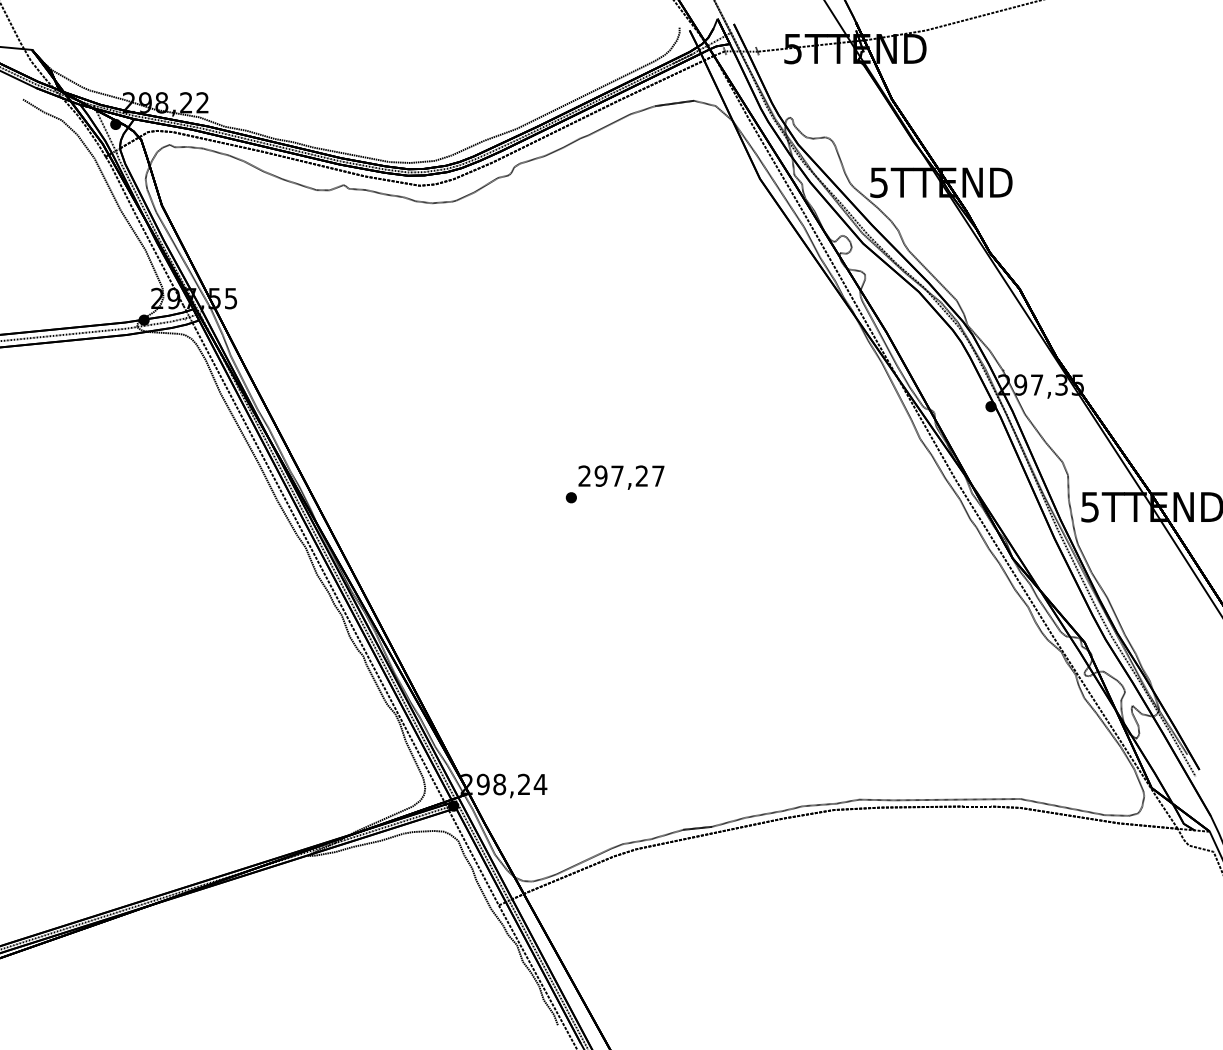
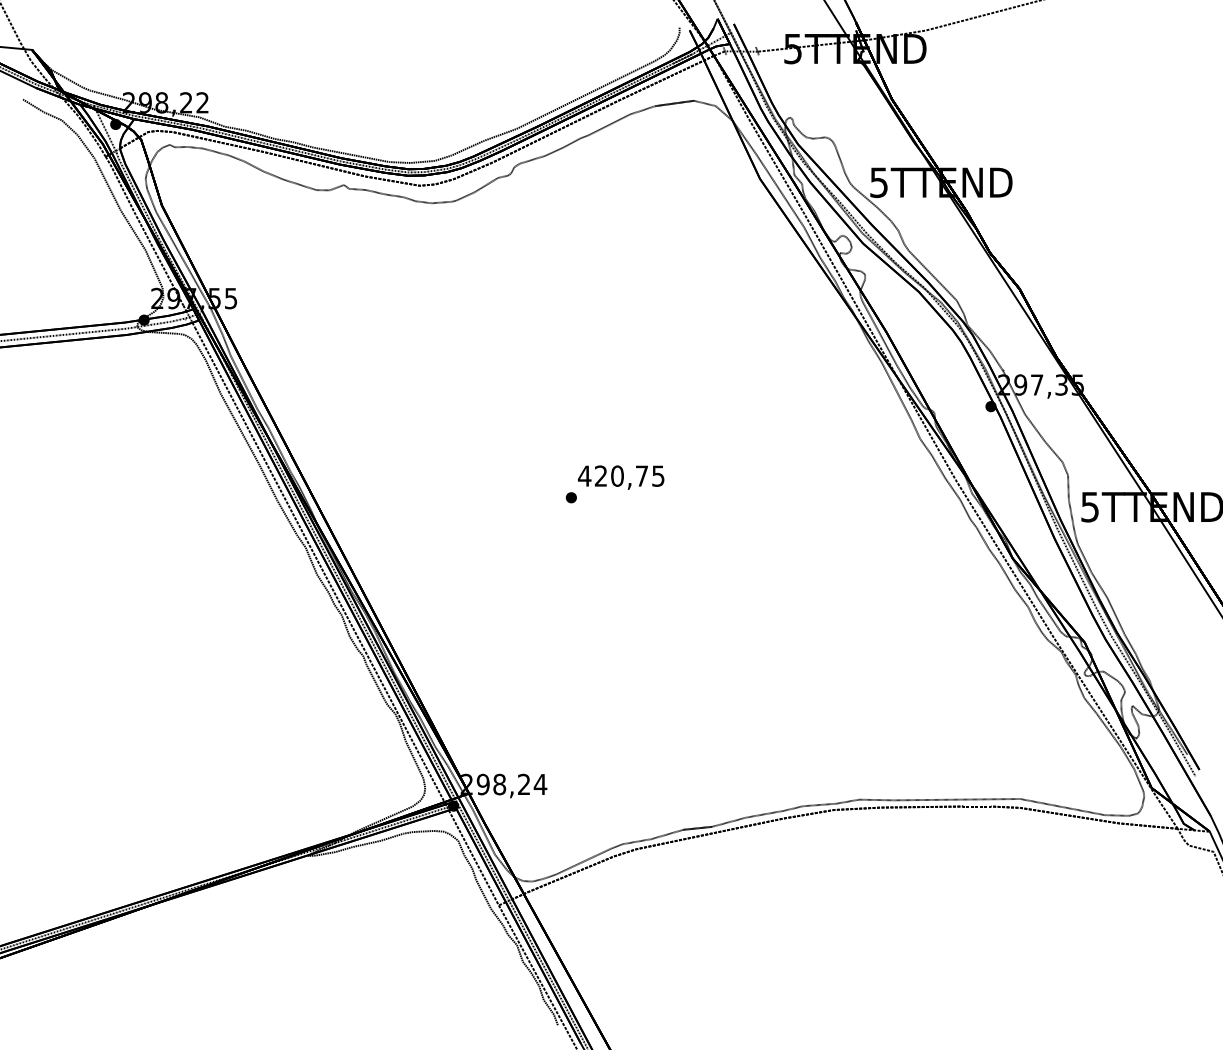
text: 297,27 -> 420,75 (621, 475)
